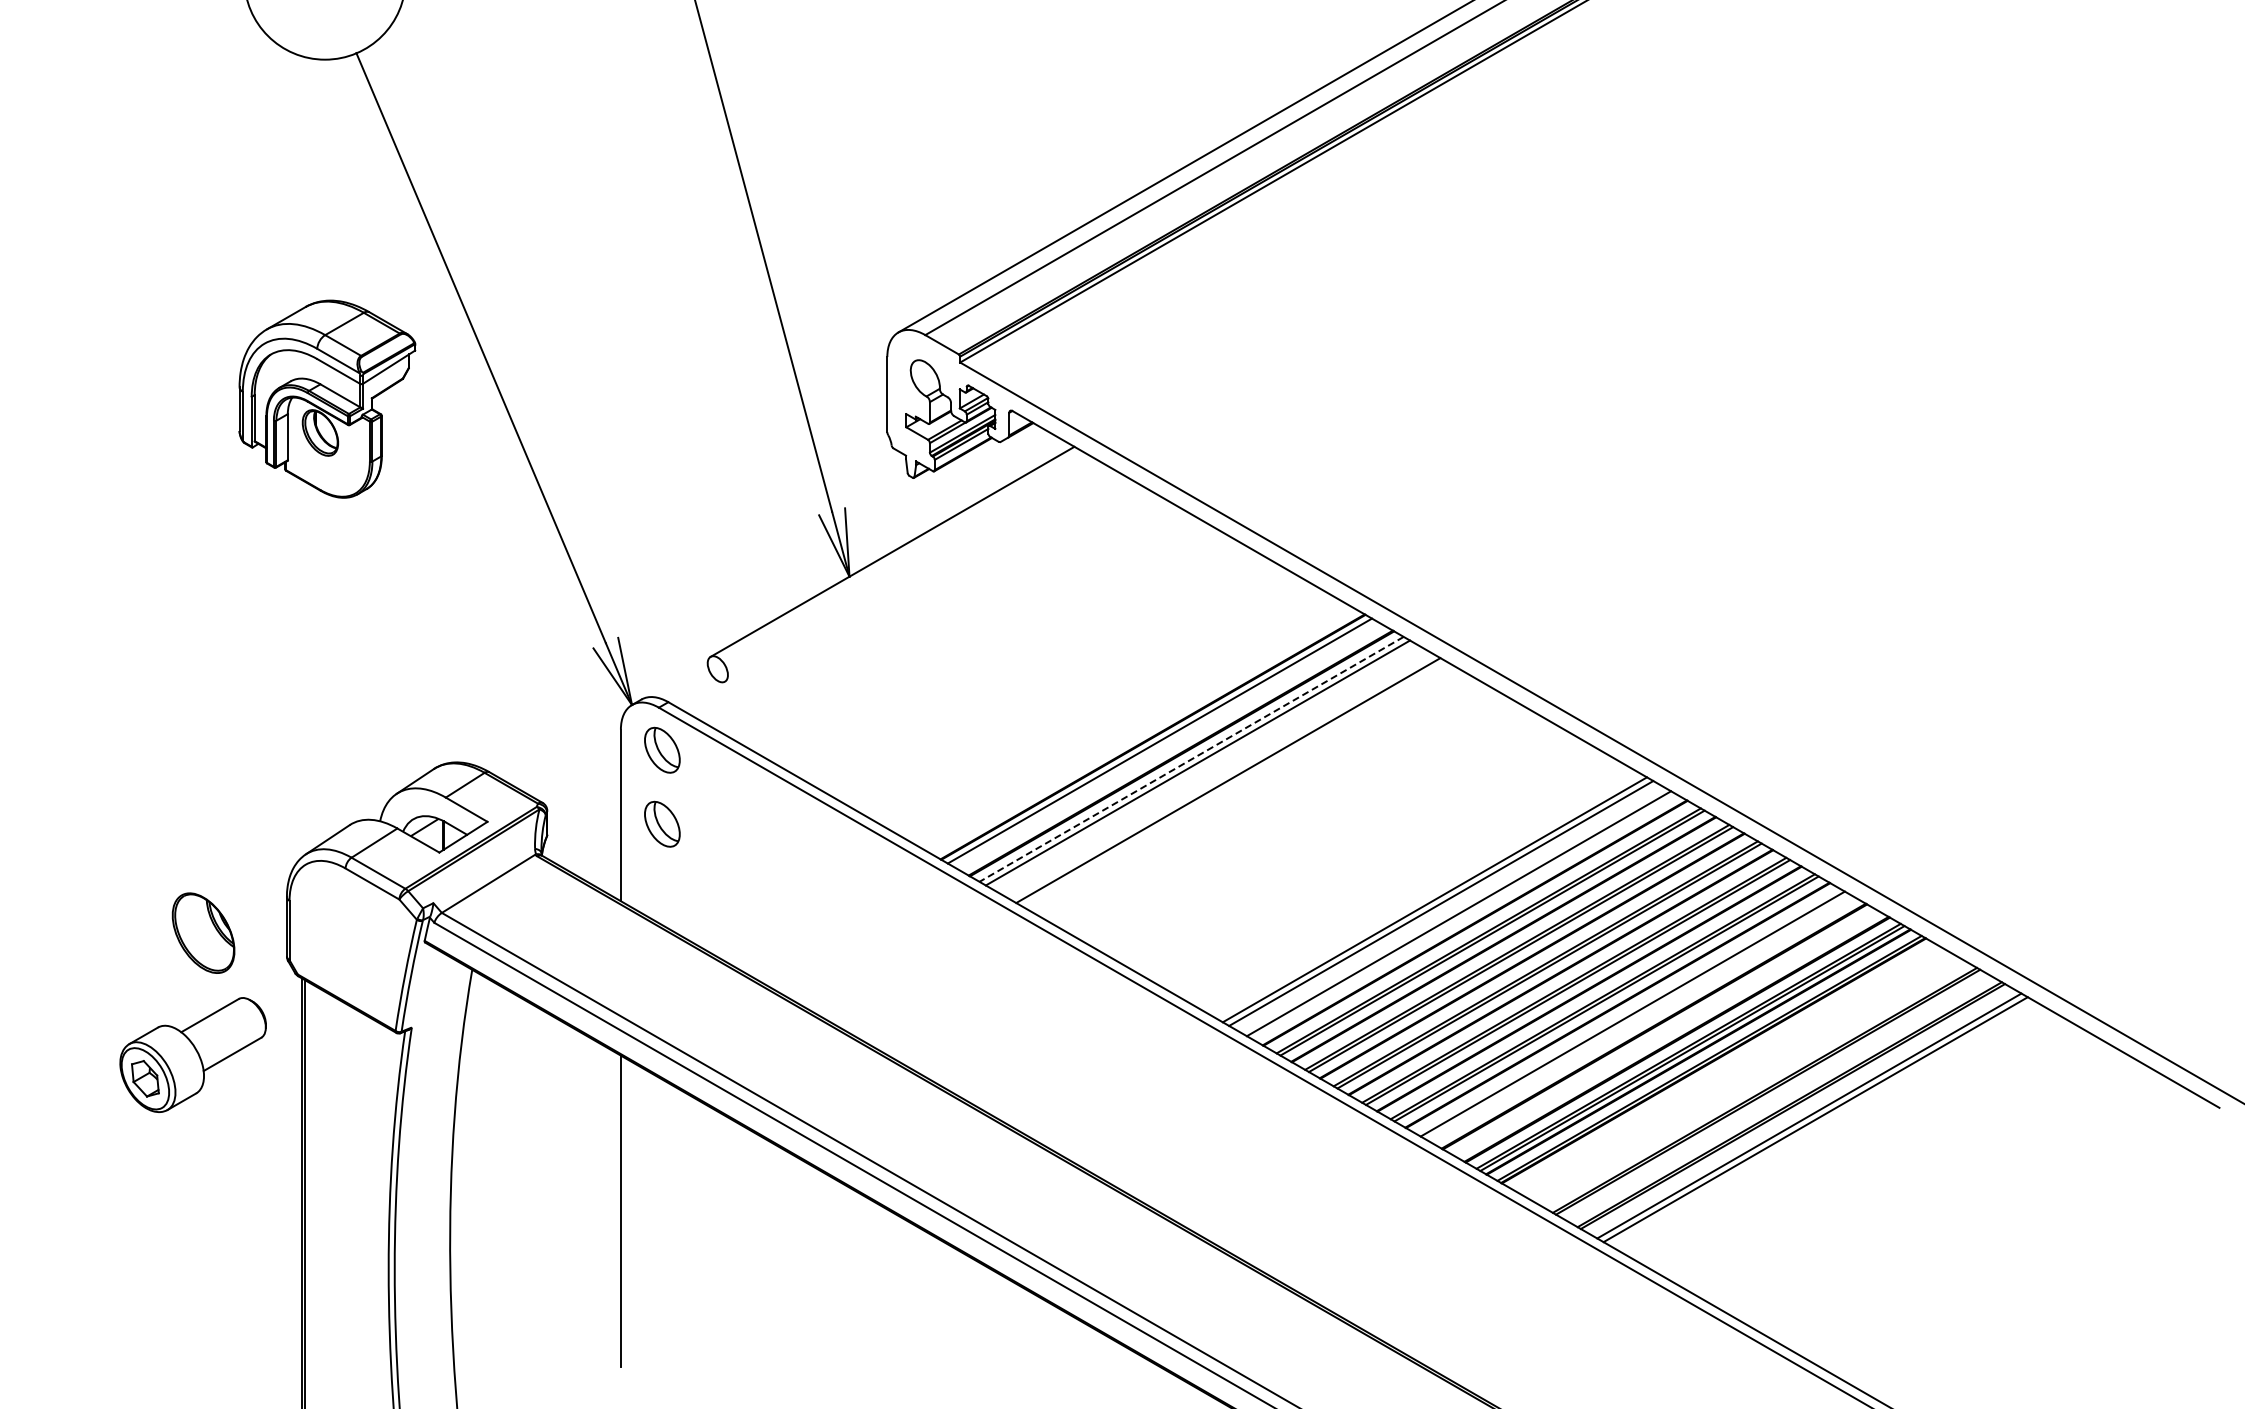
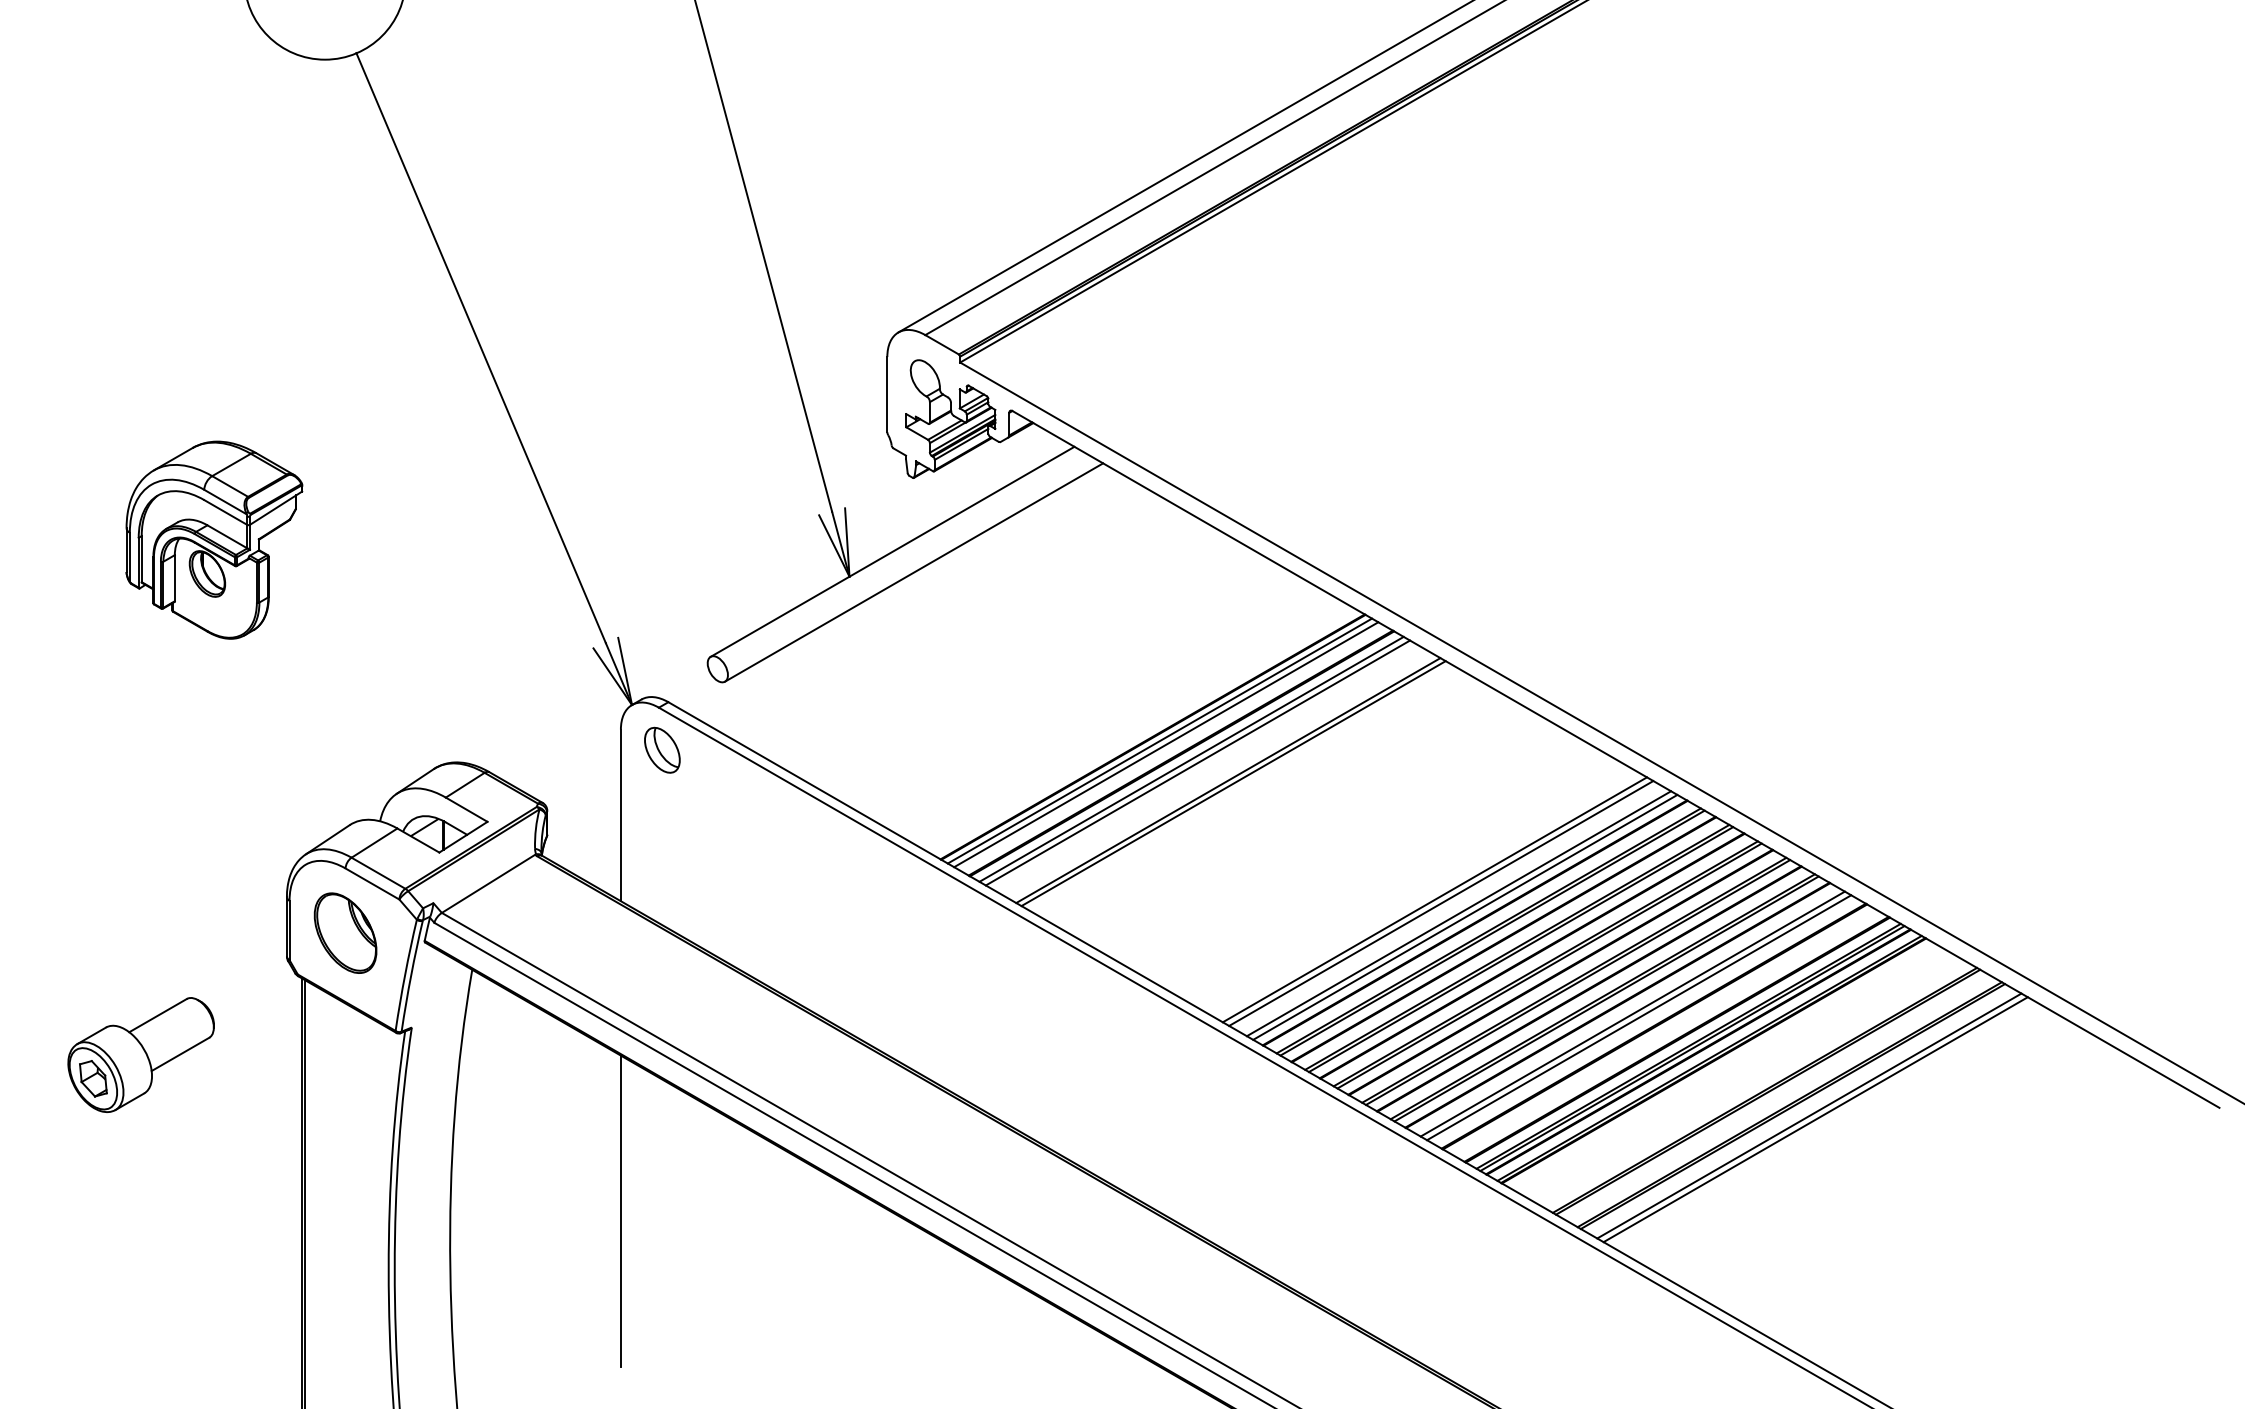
part position: (327, 398) -> (214, 539) (214, 539)
line: none -> present (914, 572)
line: none -> present (1166, 744)
line: dashed -> solid (1191, 759)
line: none -> present (1233, 783)
part: present -> none (662, 823)
line: none -> present (1465, 916)
part position: (203, 932) -> (345, 932) (345, 932)
line: none -> present (1639, 1017)
part position: (192, 1054) -> (140, 1054) (140, 1054)
